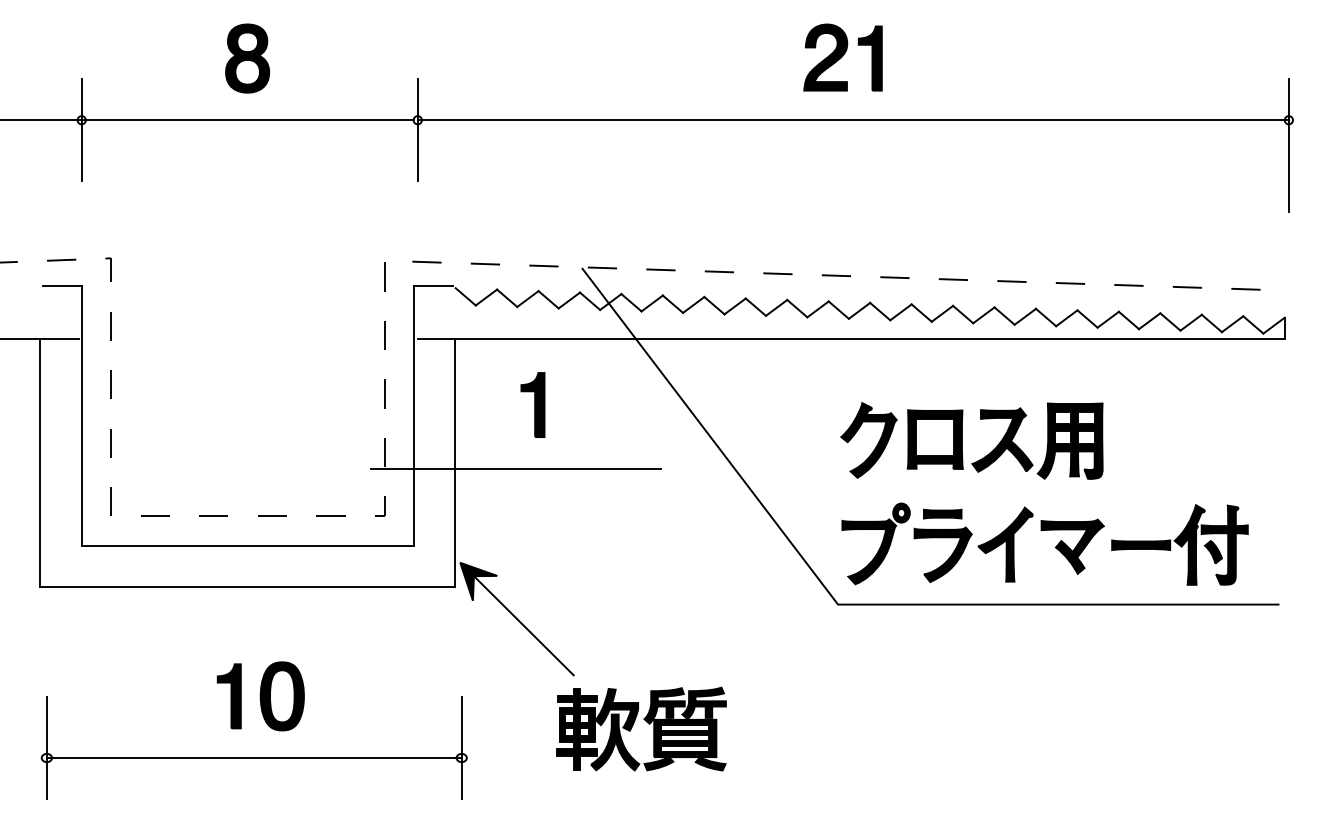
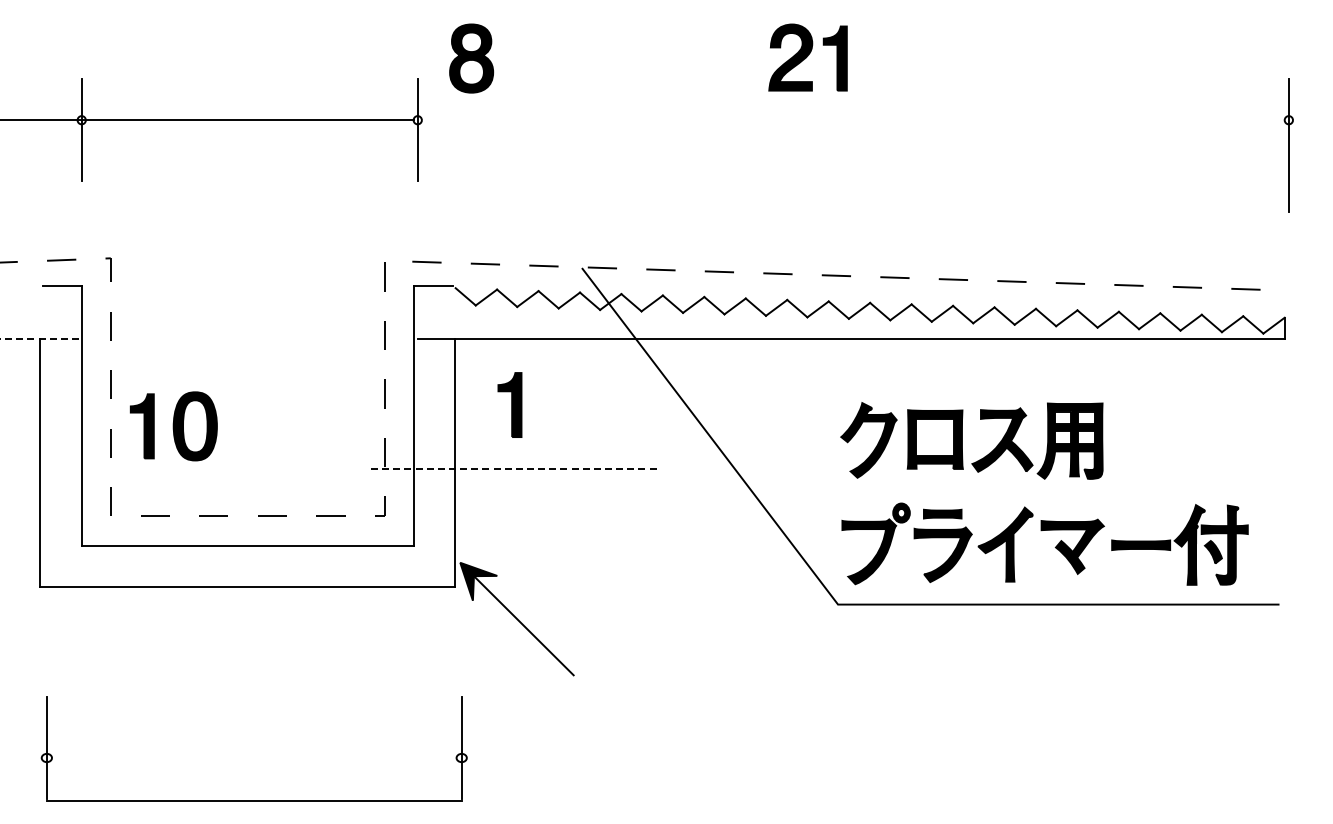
part position: (842, 57) -> (807, 57) (807, 57)
part position: (247, 58) -> (471, 58) (471, 58)
line: present -> none (852, 120)
line: solid -> dashed (39, 338)
part position: (532, 404) -> (509, 404) (509, 404)
line: solid -> dashed (516, 468)
part position: (260, 696) -> (173, 426) (173, 426)
part: present -> none (646, 722)
line position: (253, 758) -> (253, 801) (253, 801)
